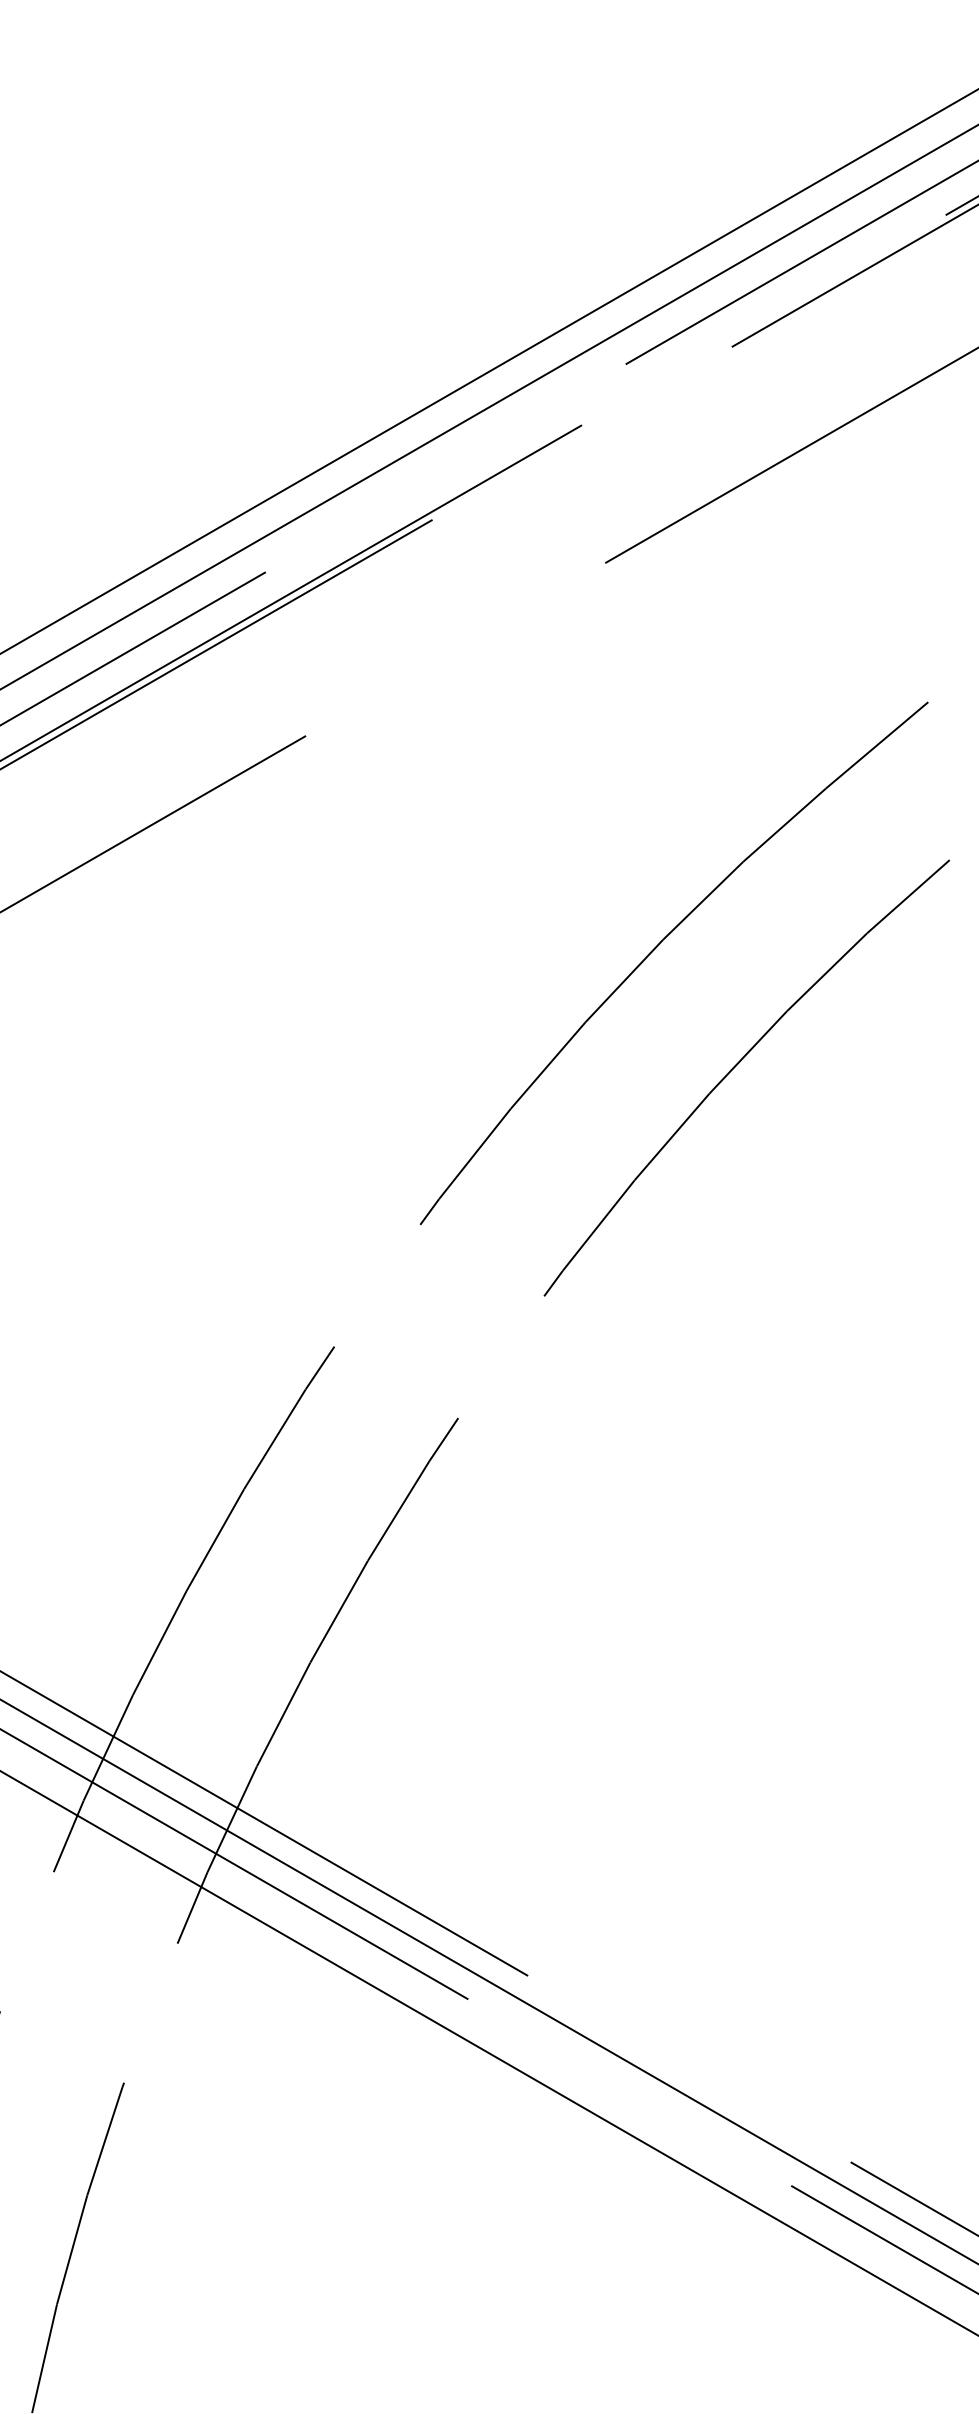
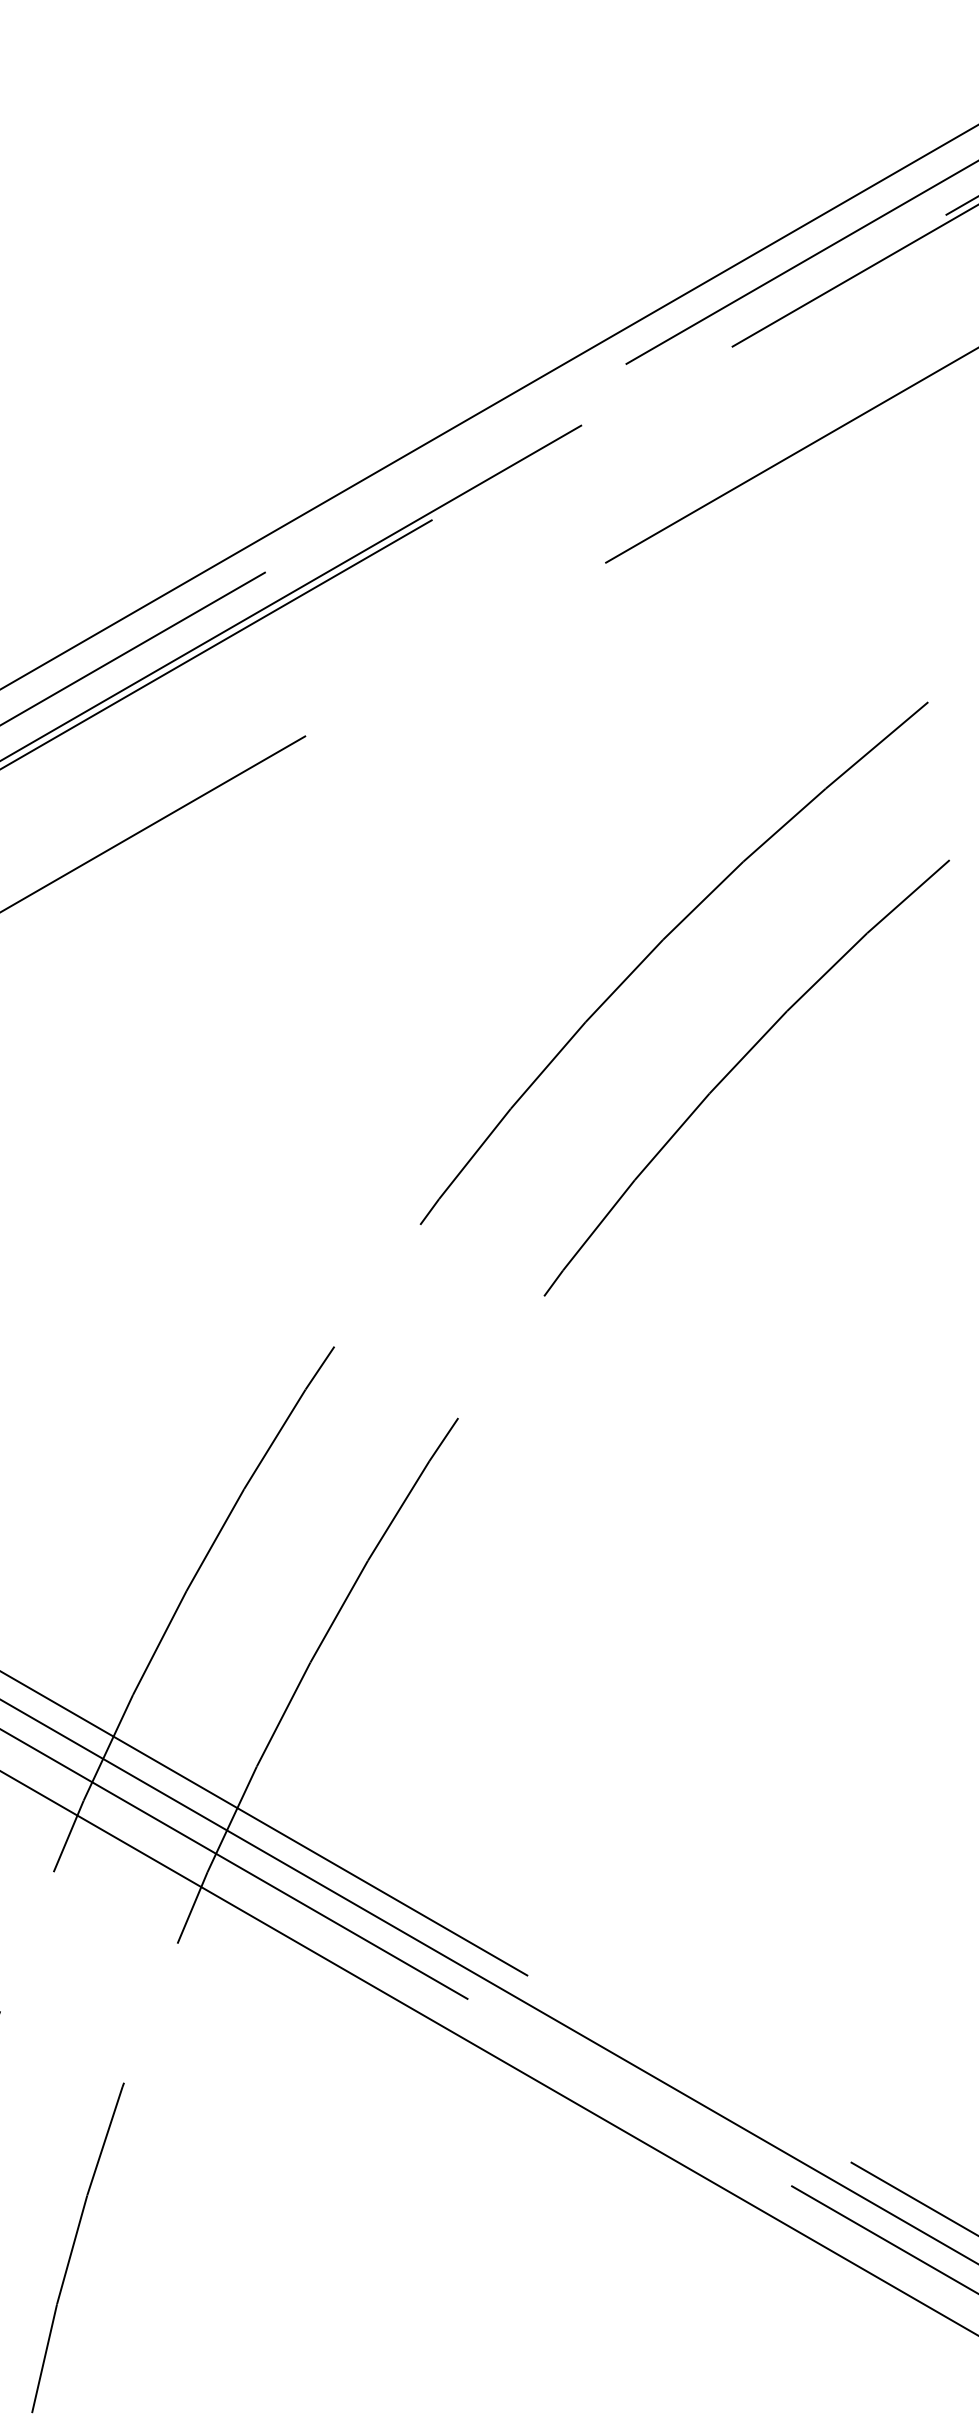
line: present -> none (488, 371)
